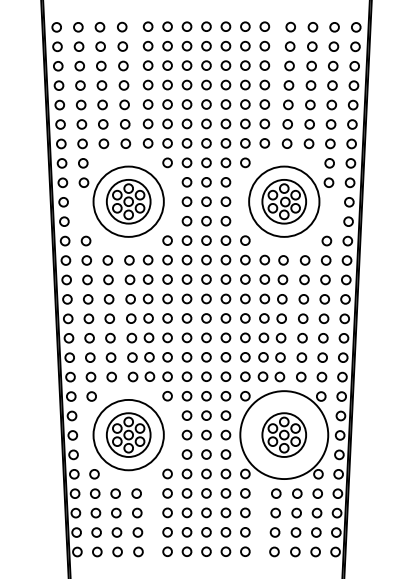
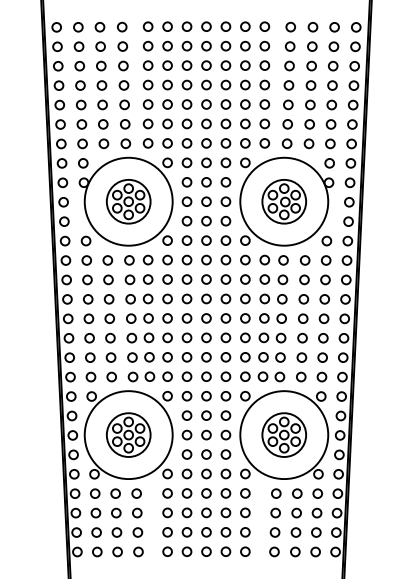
circle diameter: 70 px -> 88 px (128, 201)
circle diameter: 70 px -> 88 px (284, 201)
circle diameter: 70 px -> 88 px (128, 435)
